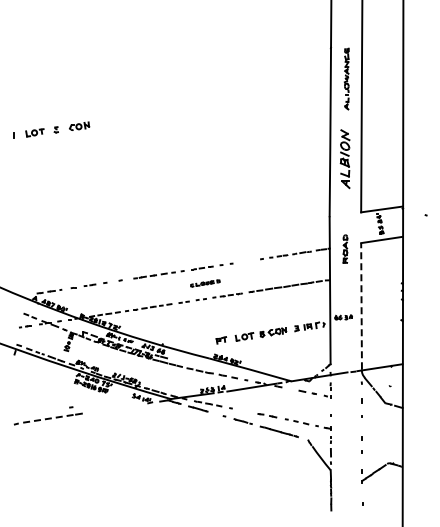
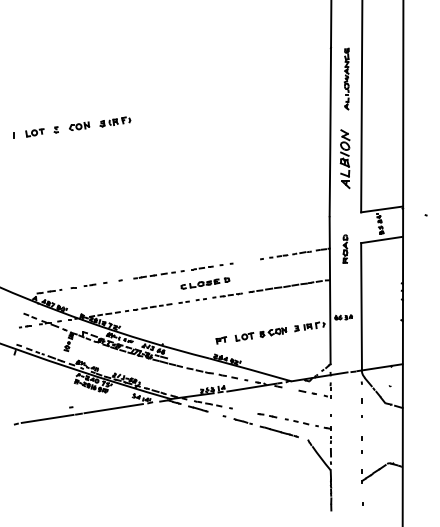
part: none -> present (115, 121)
part size: 31x9 px -> 51x13 px (205, 283)
line: dashed -> solid (361, 305)
line: none -> present (113, 408)
line: dashed -> solid (47, 419)
